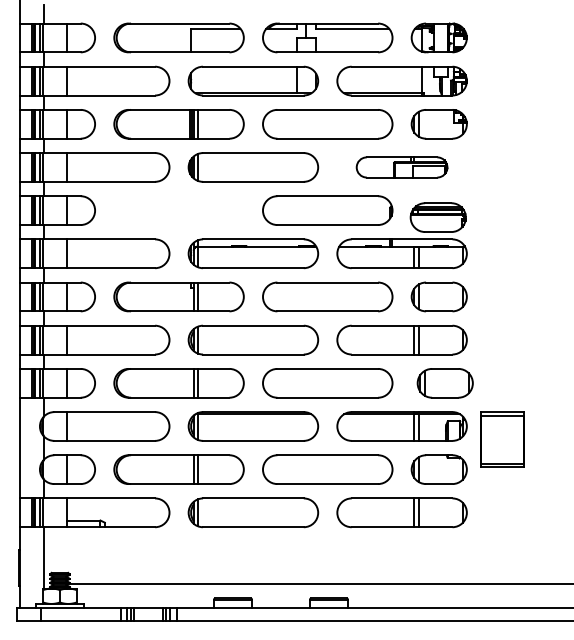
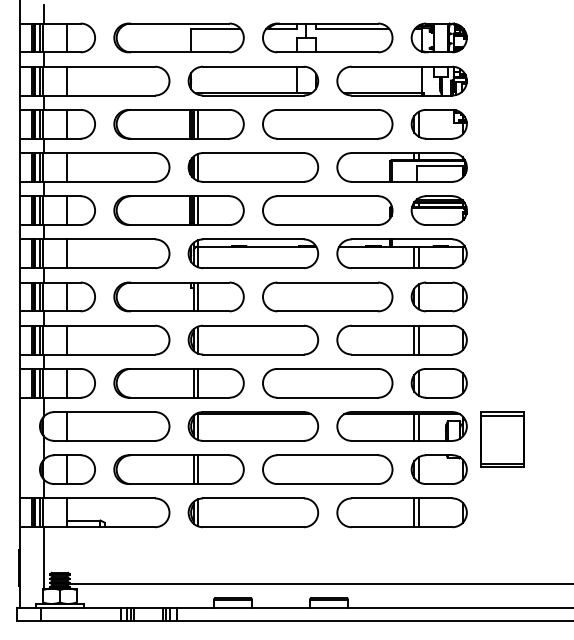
part size: 94x23 px -> 132x31 px (401, 167)
part: none -> present (178, 210)
part position: (437, 217) -> (438, 210) (438, 210)
part position: (444, 383) -> (438, 383) (438, 383)
